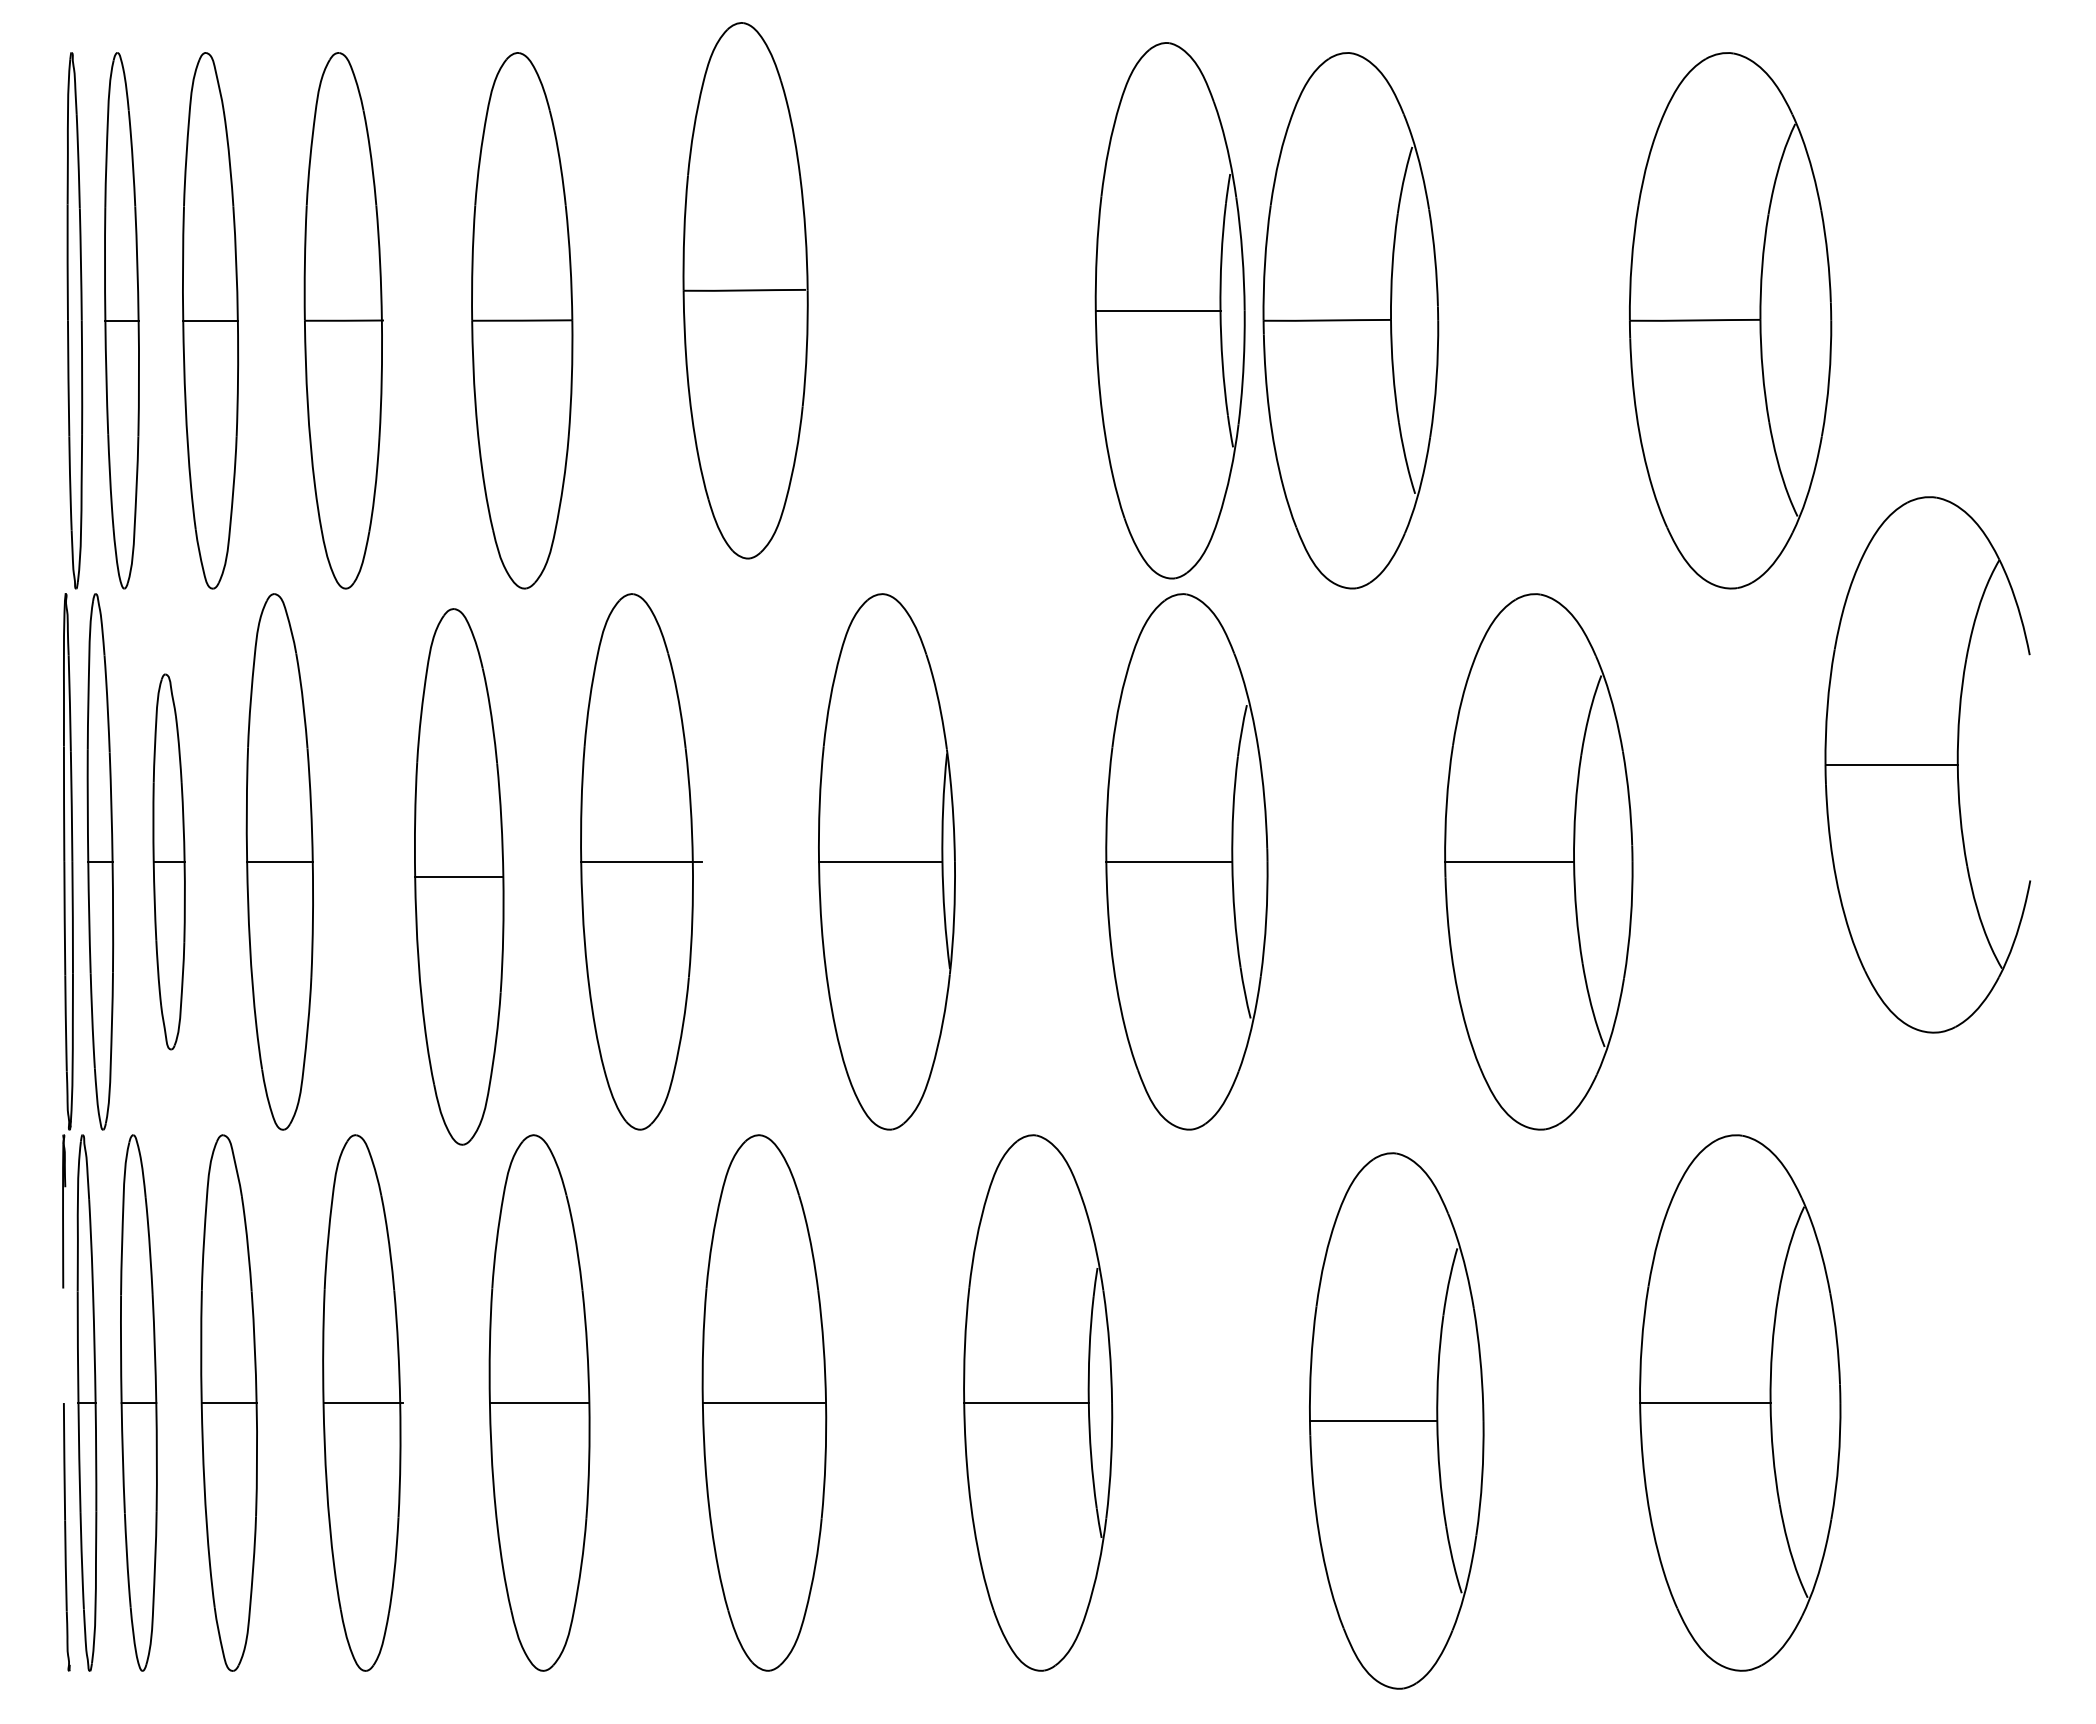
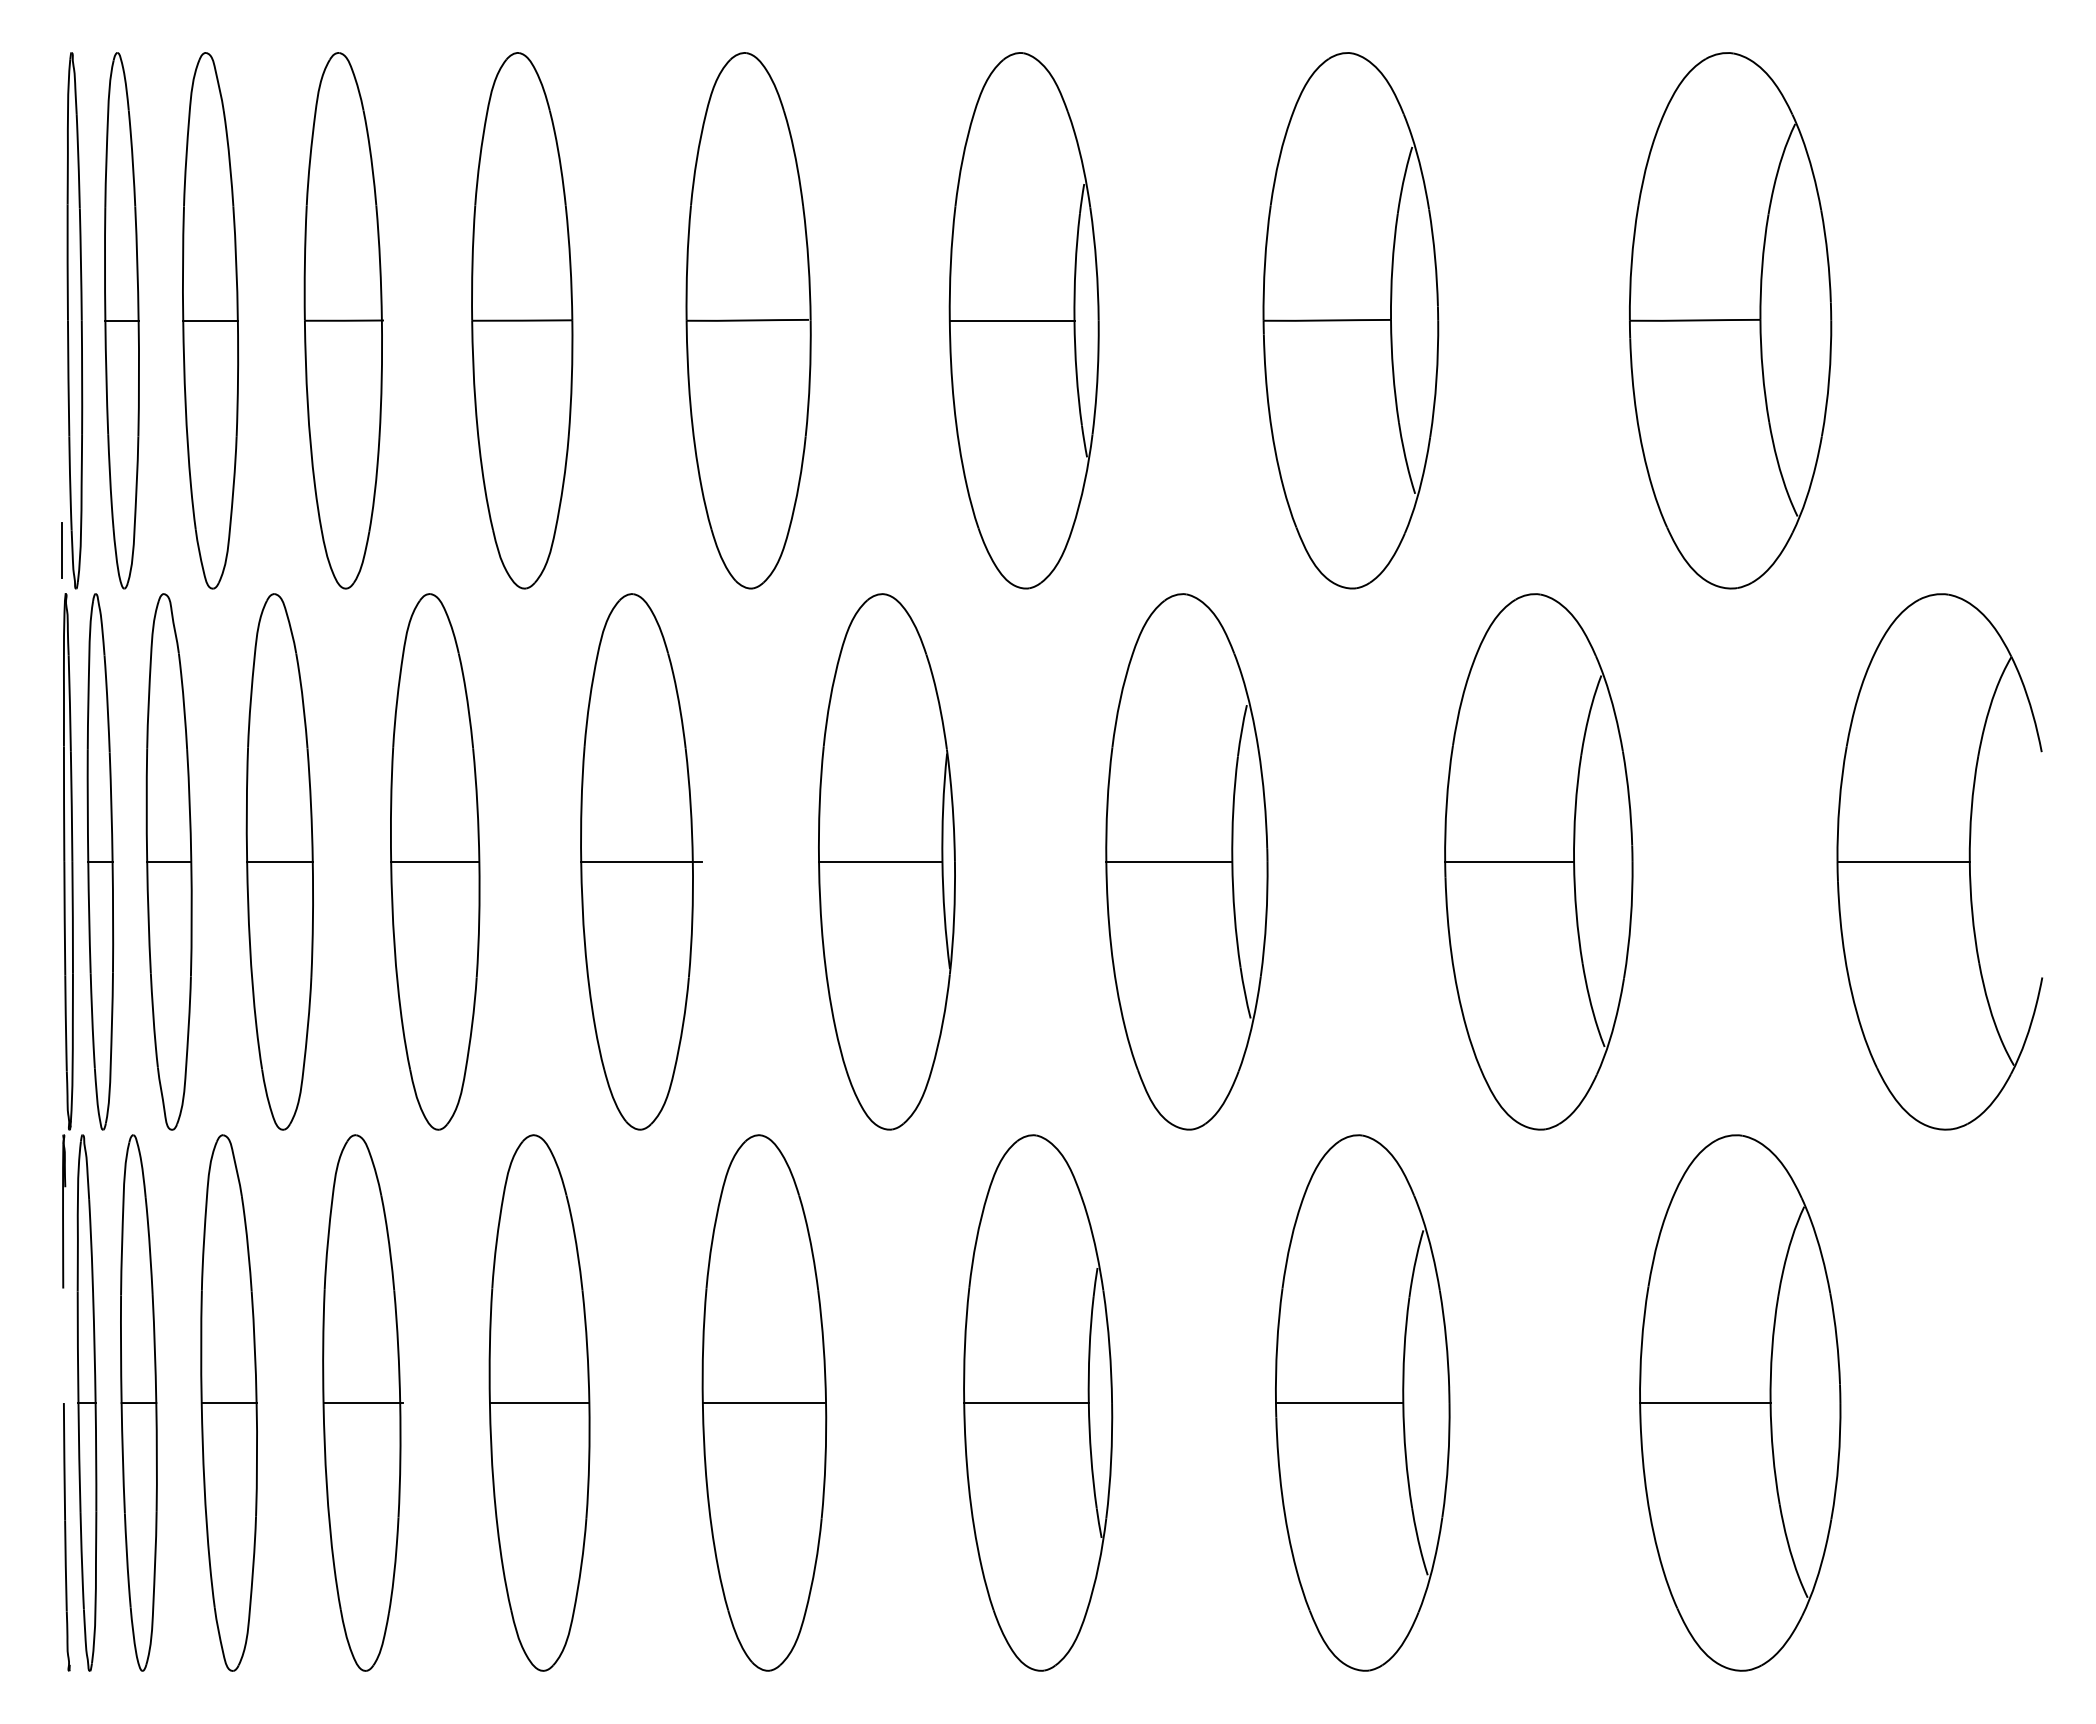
part position: (745, 290) -> (748, 320) (748, 320)
part position: (1169, 310) -> (1023, 320) (1023, 320)
line: none -> present (61, 550)
part position: (1927, 764) -> (1939, 861) (1939, 861)
part size: 34x378 px -> 48x538 px (168, 861)
part position: (459, 876) -> (435, 861) (435, 861)
part position: (1396, 1420) -> (1362, 1402) (1362, 1402)
